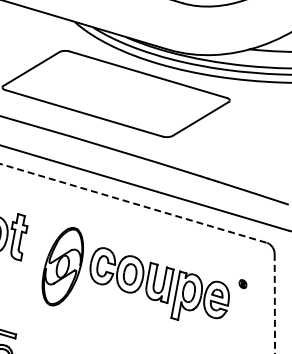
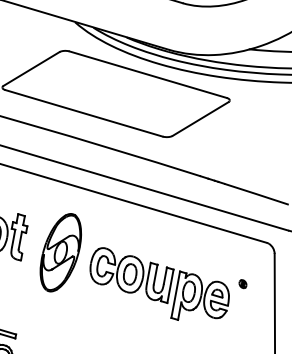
line: dashed -> solid (133, 203)
part position: (62, 266) -> (60, 252) (60, 252)
line: dashed -> solid (274, 303)
